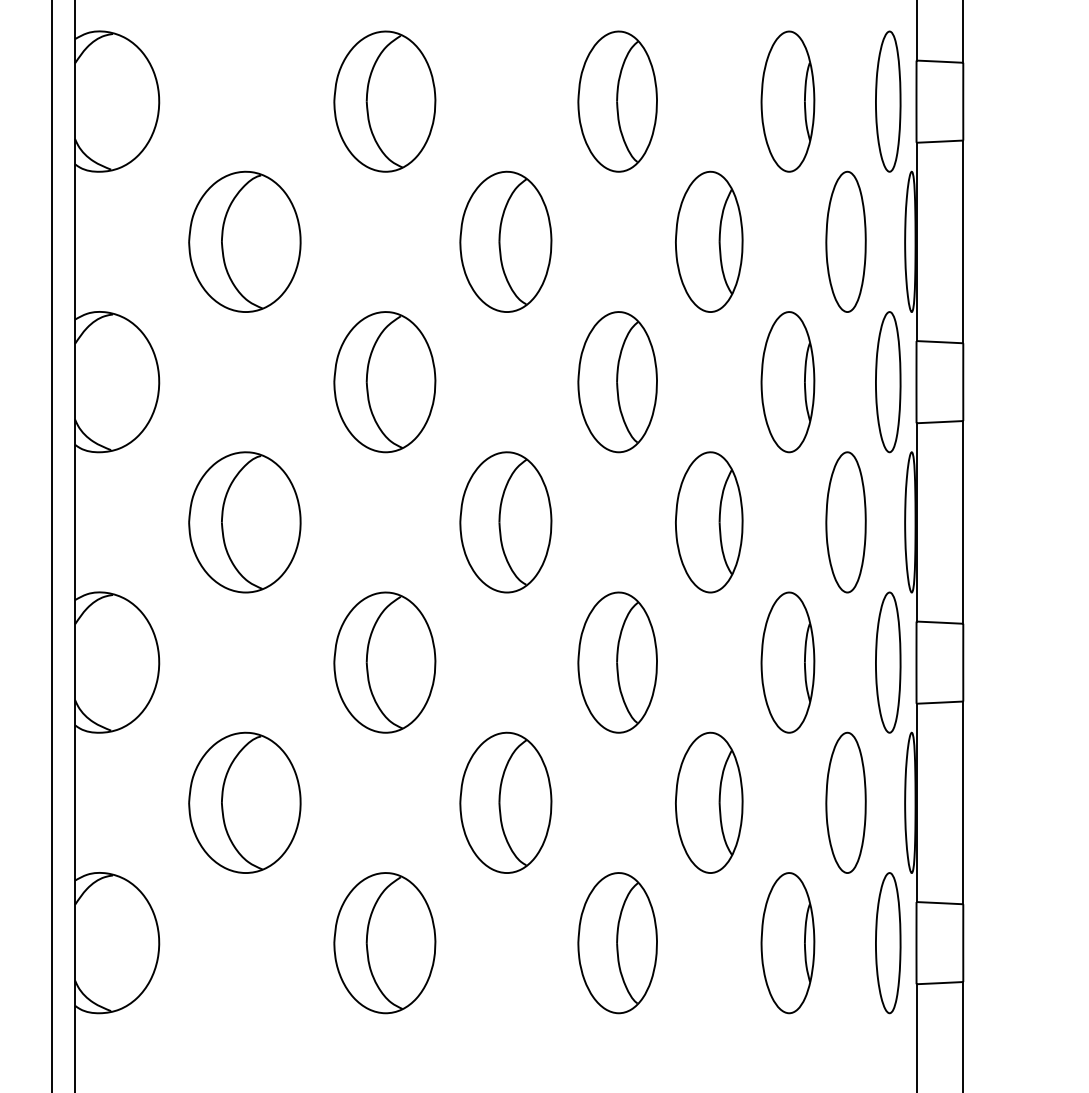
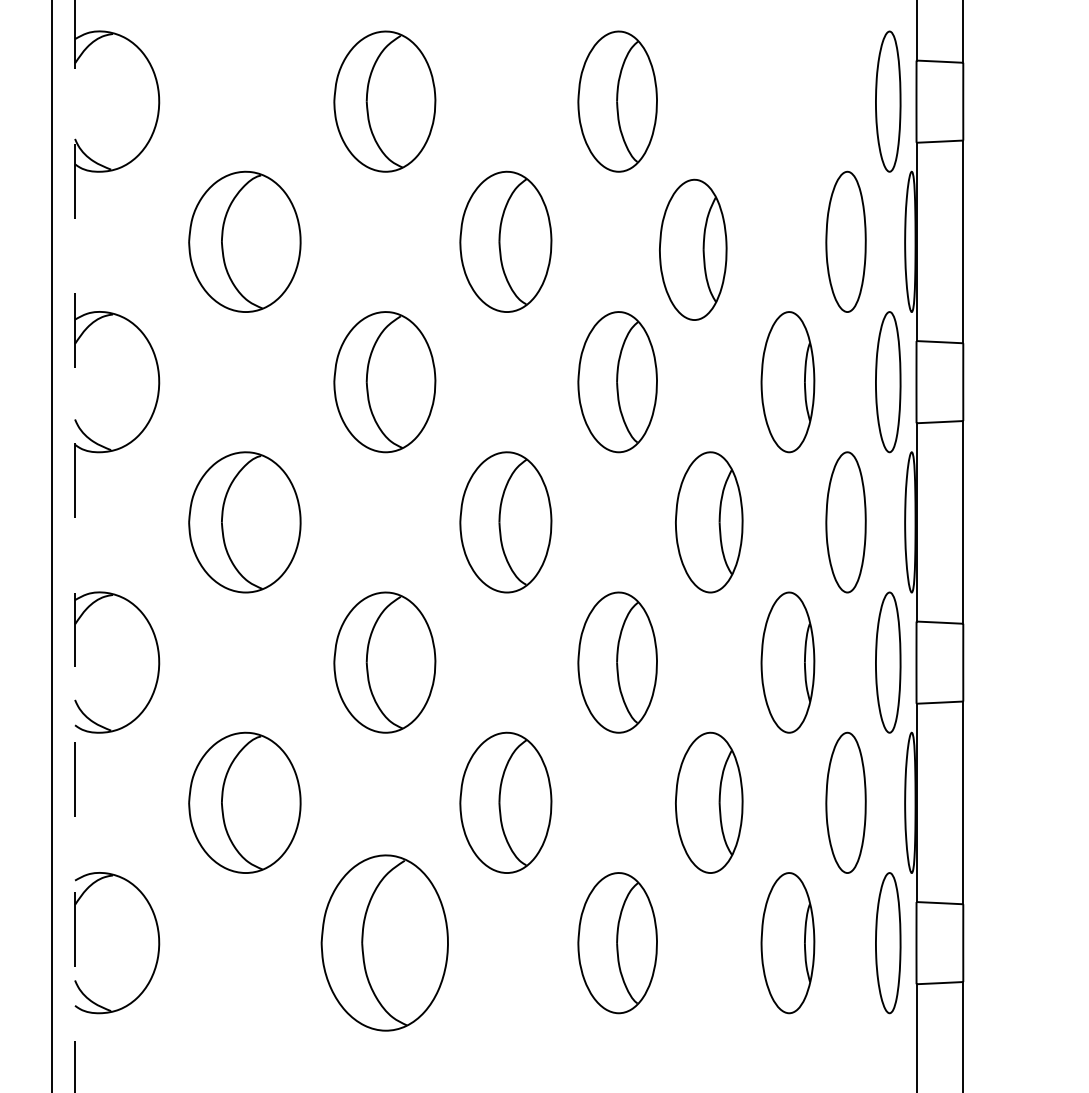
part: present -> none (787, 101)
part position: (709, 241) -> (693, 249) (693, 249)
line: solid -> dashed (75, 546)
part size: 104x143 px -> 129x178 px (384, 942)
